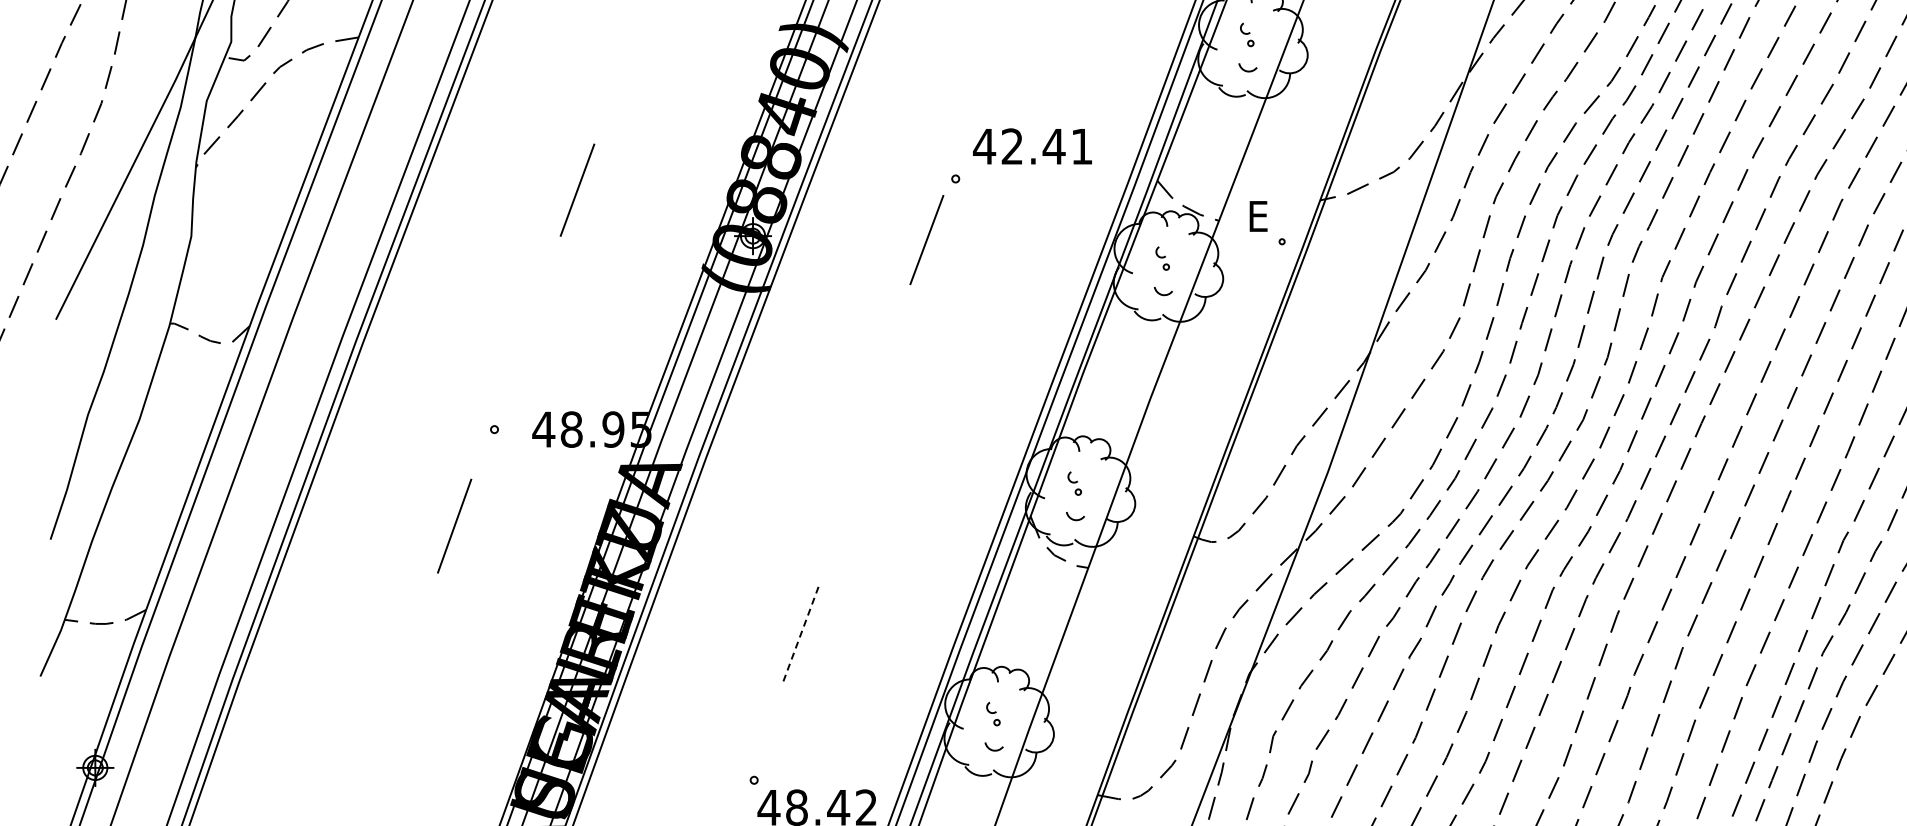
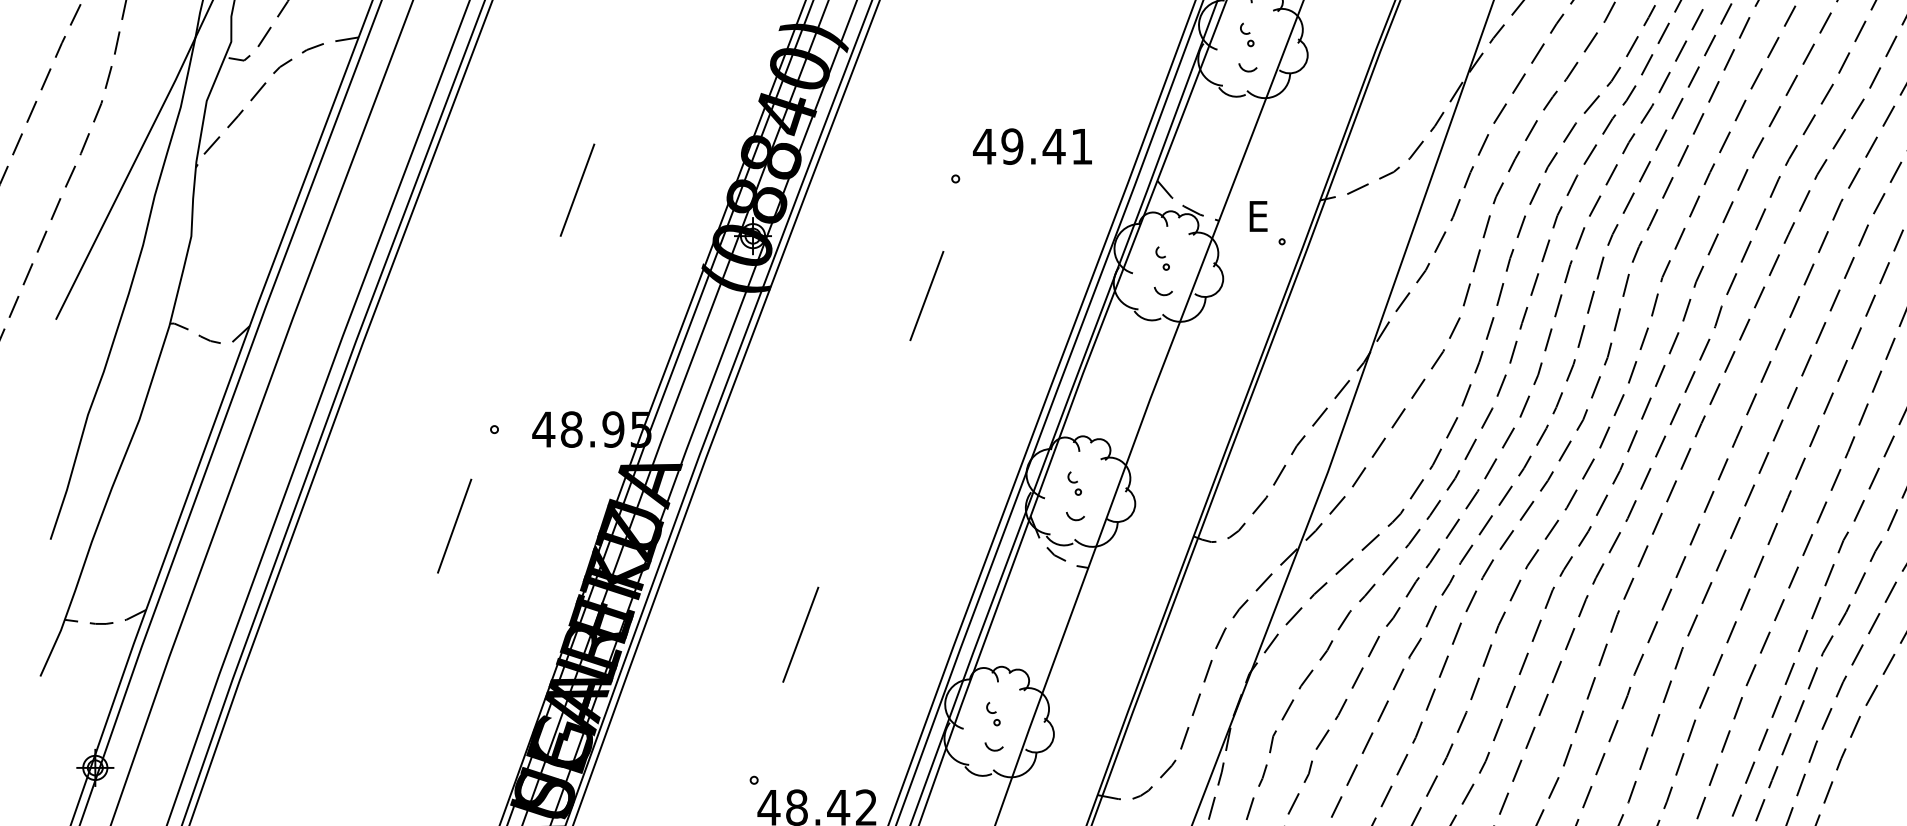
text: 42.41 -> 49.41 (1012, 146)
line position: (926, 240) -> (926, 296) (926, 296)
line: dashed -> solid (800, 635)
